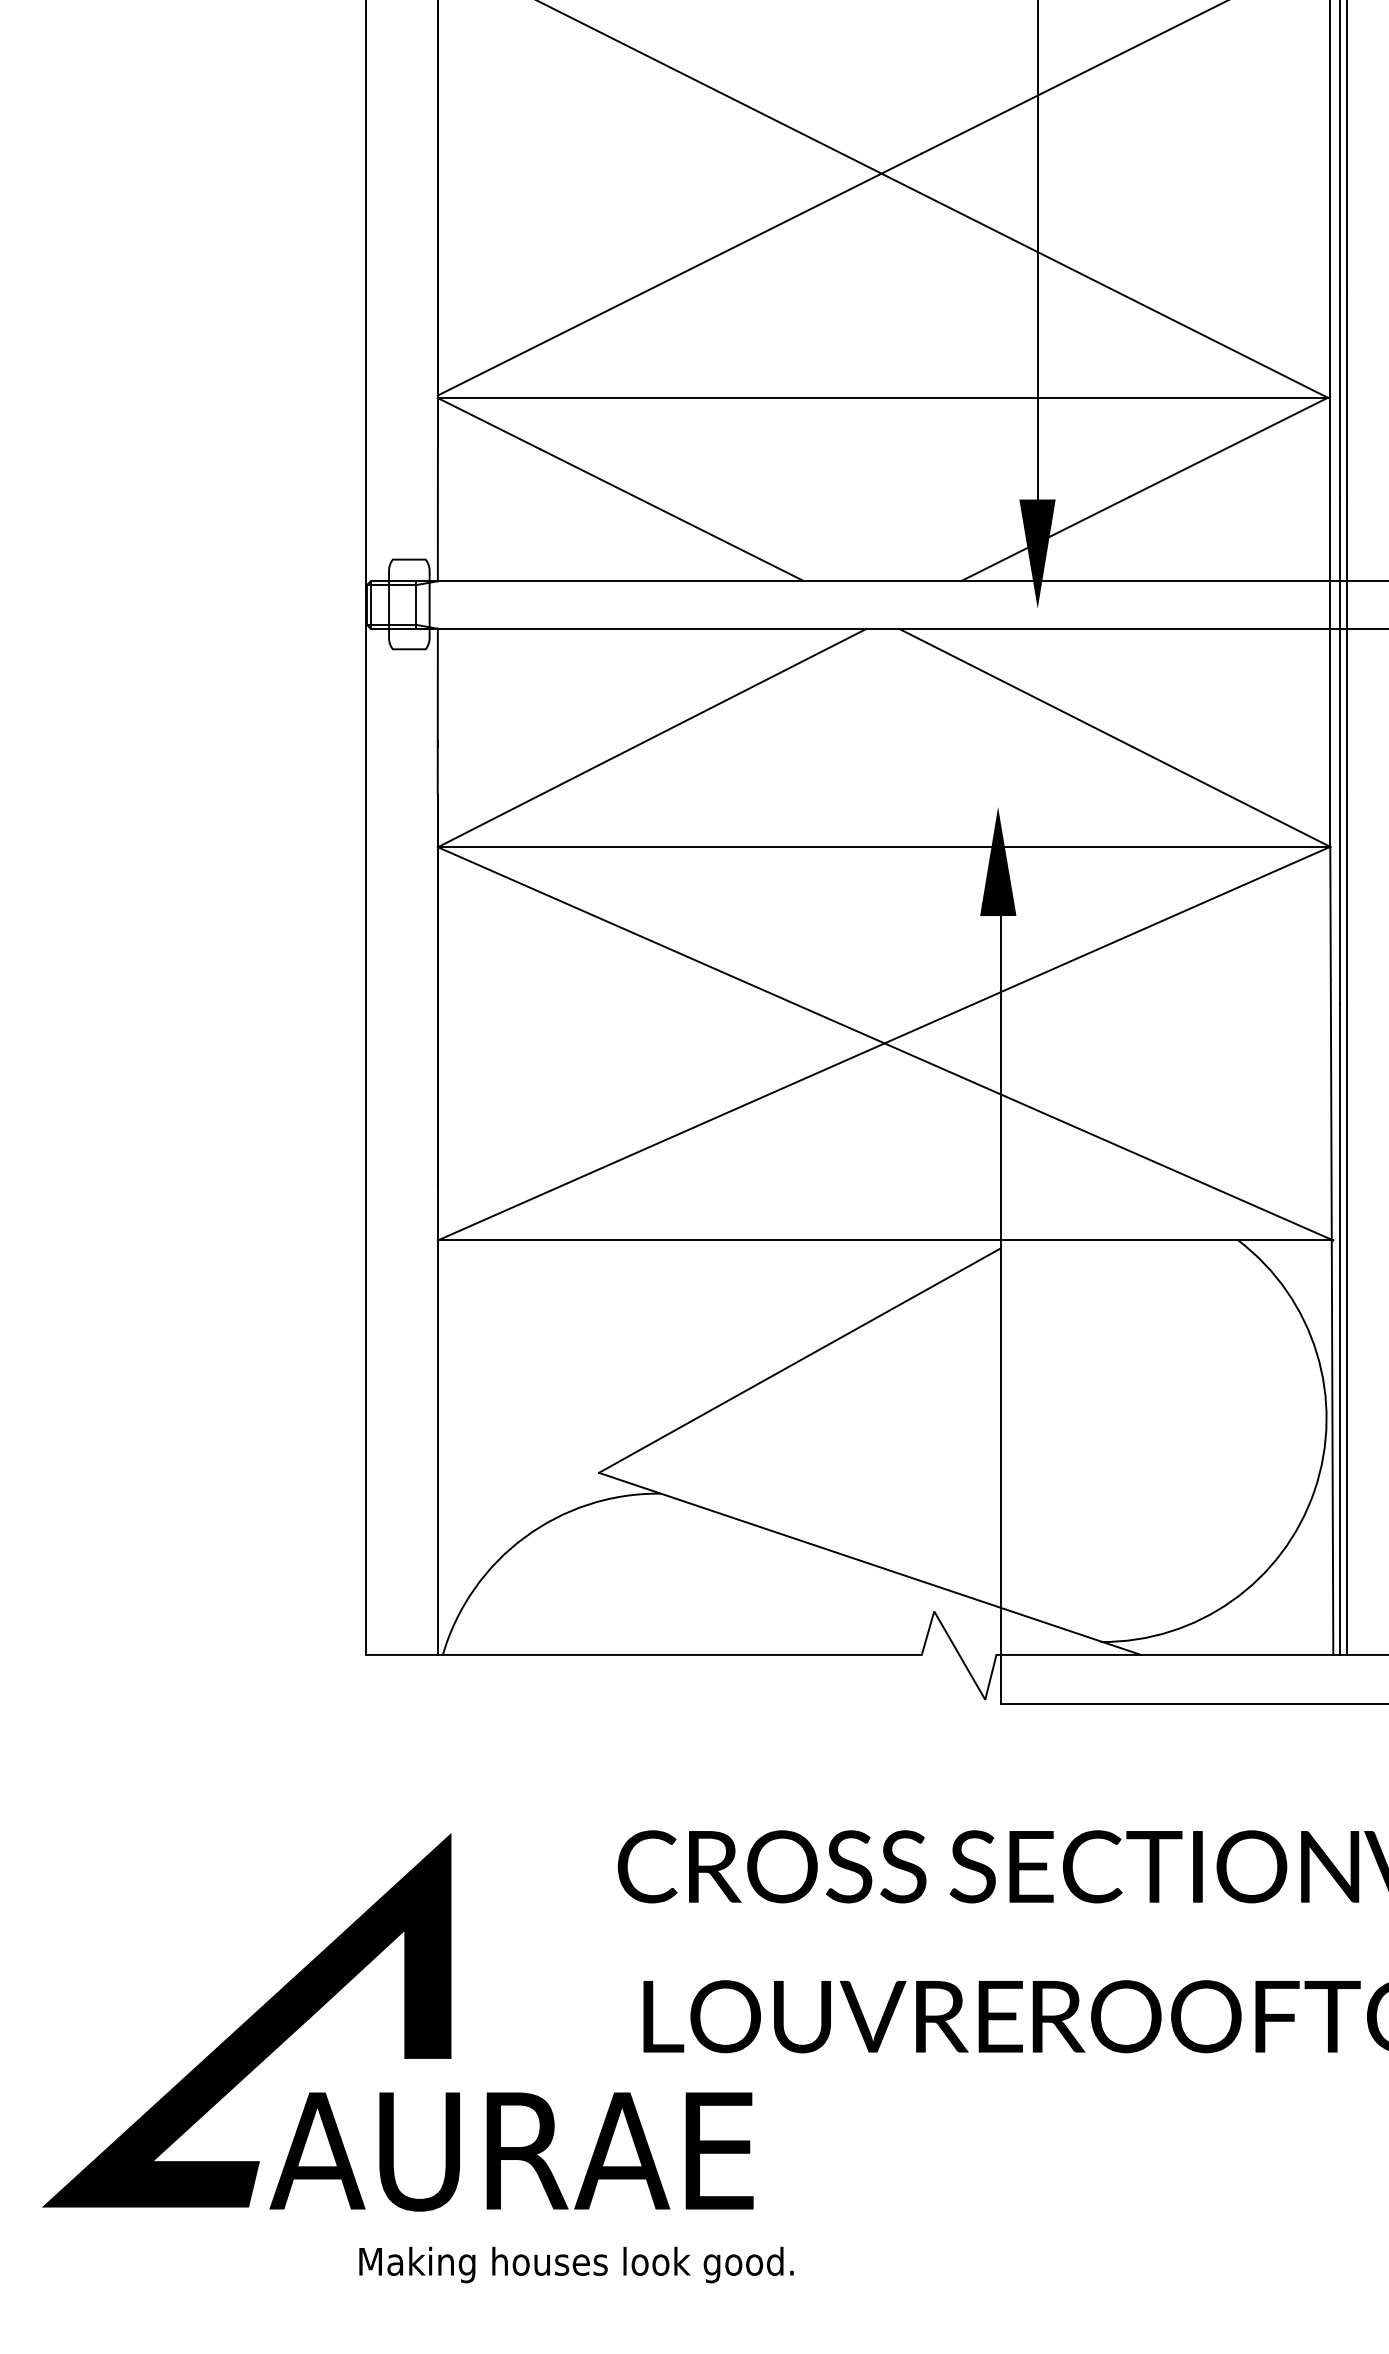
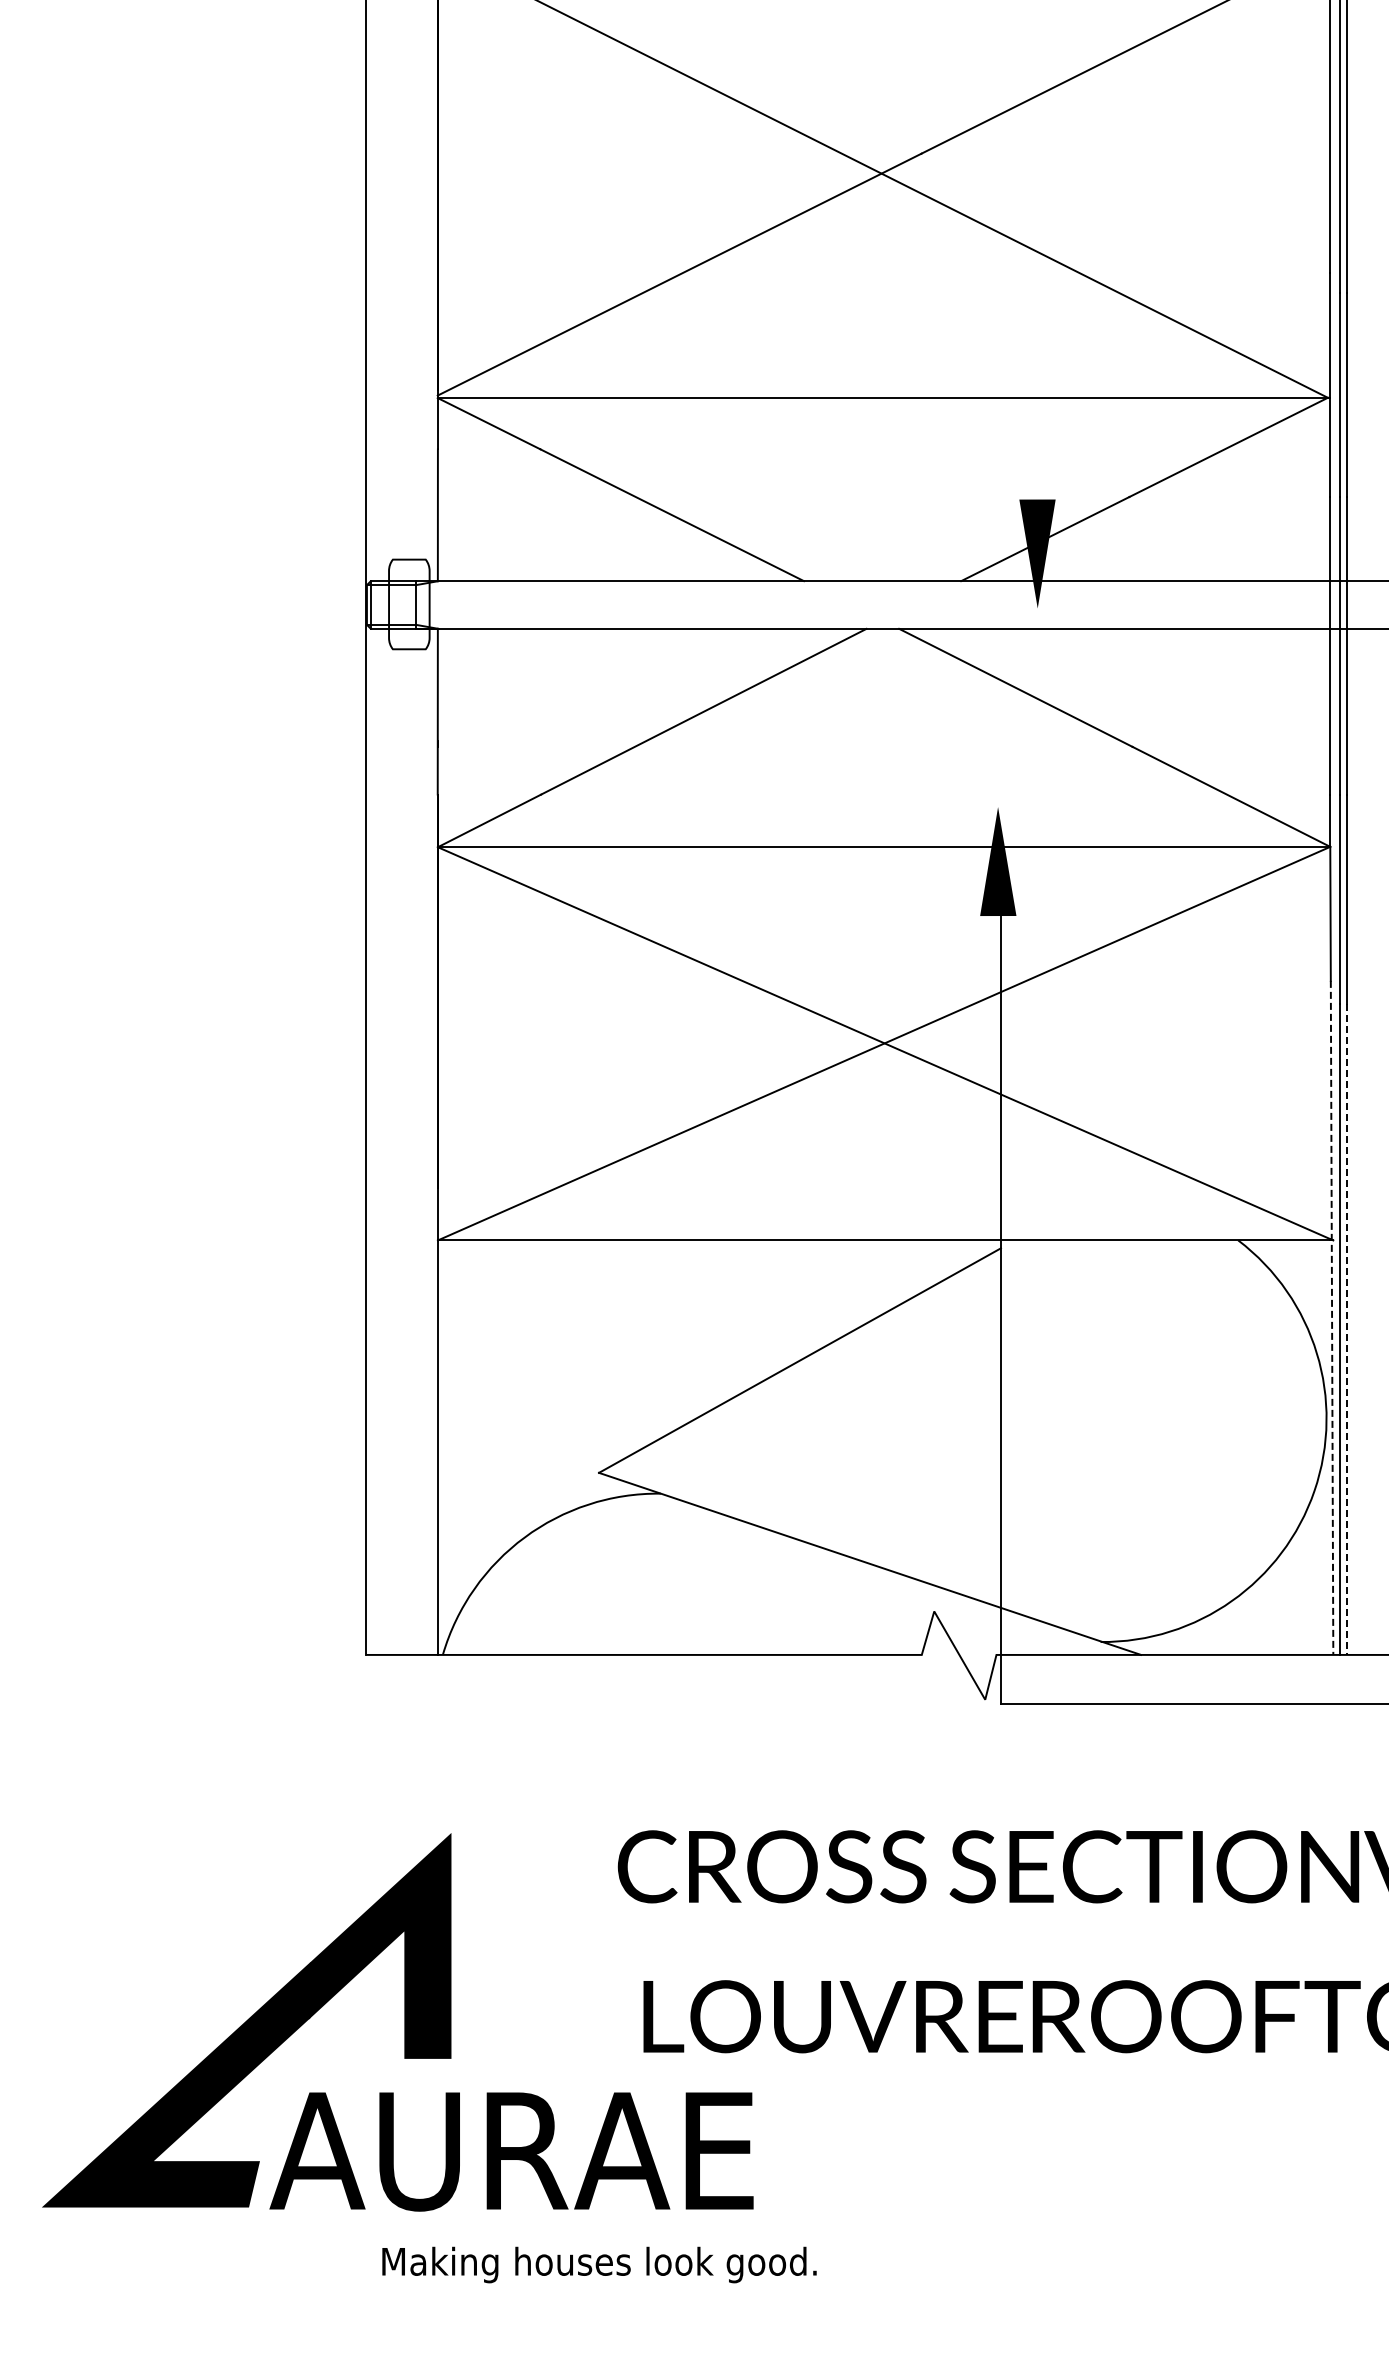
line: present -> none (1038, 283)
line: solid -> dashed (1332, 1318)
line: solid -> dashed (1346, 1329)
text position: (576, 2264) -> (599, 2264) (599, 2264)
